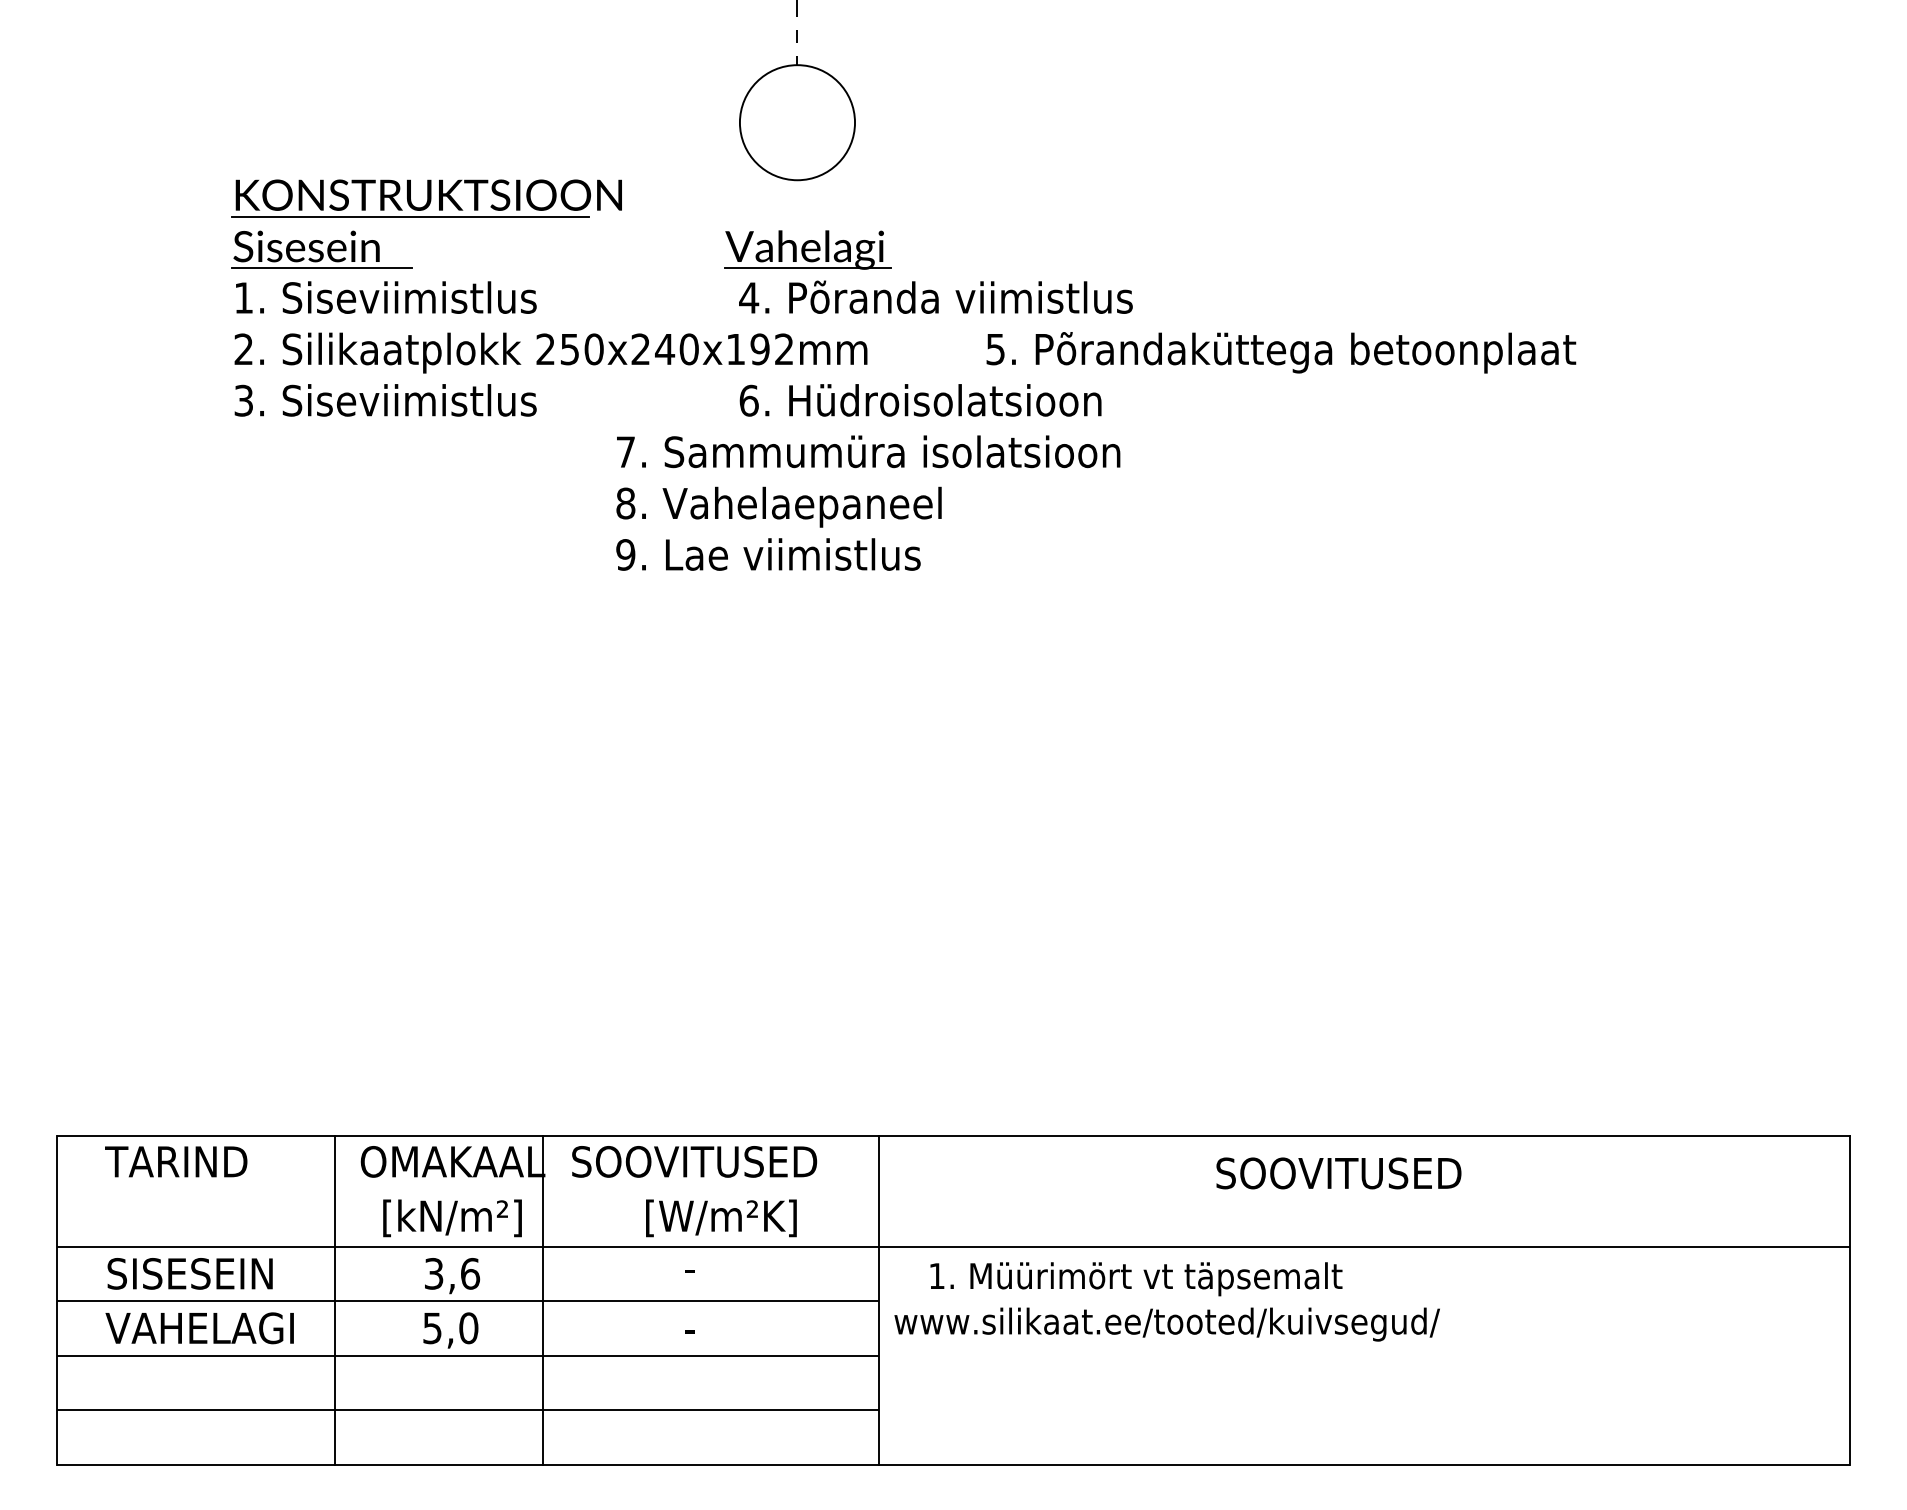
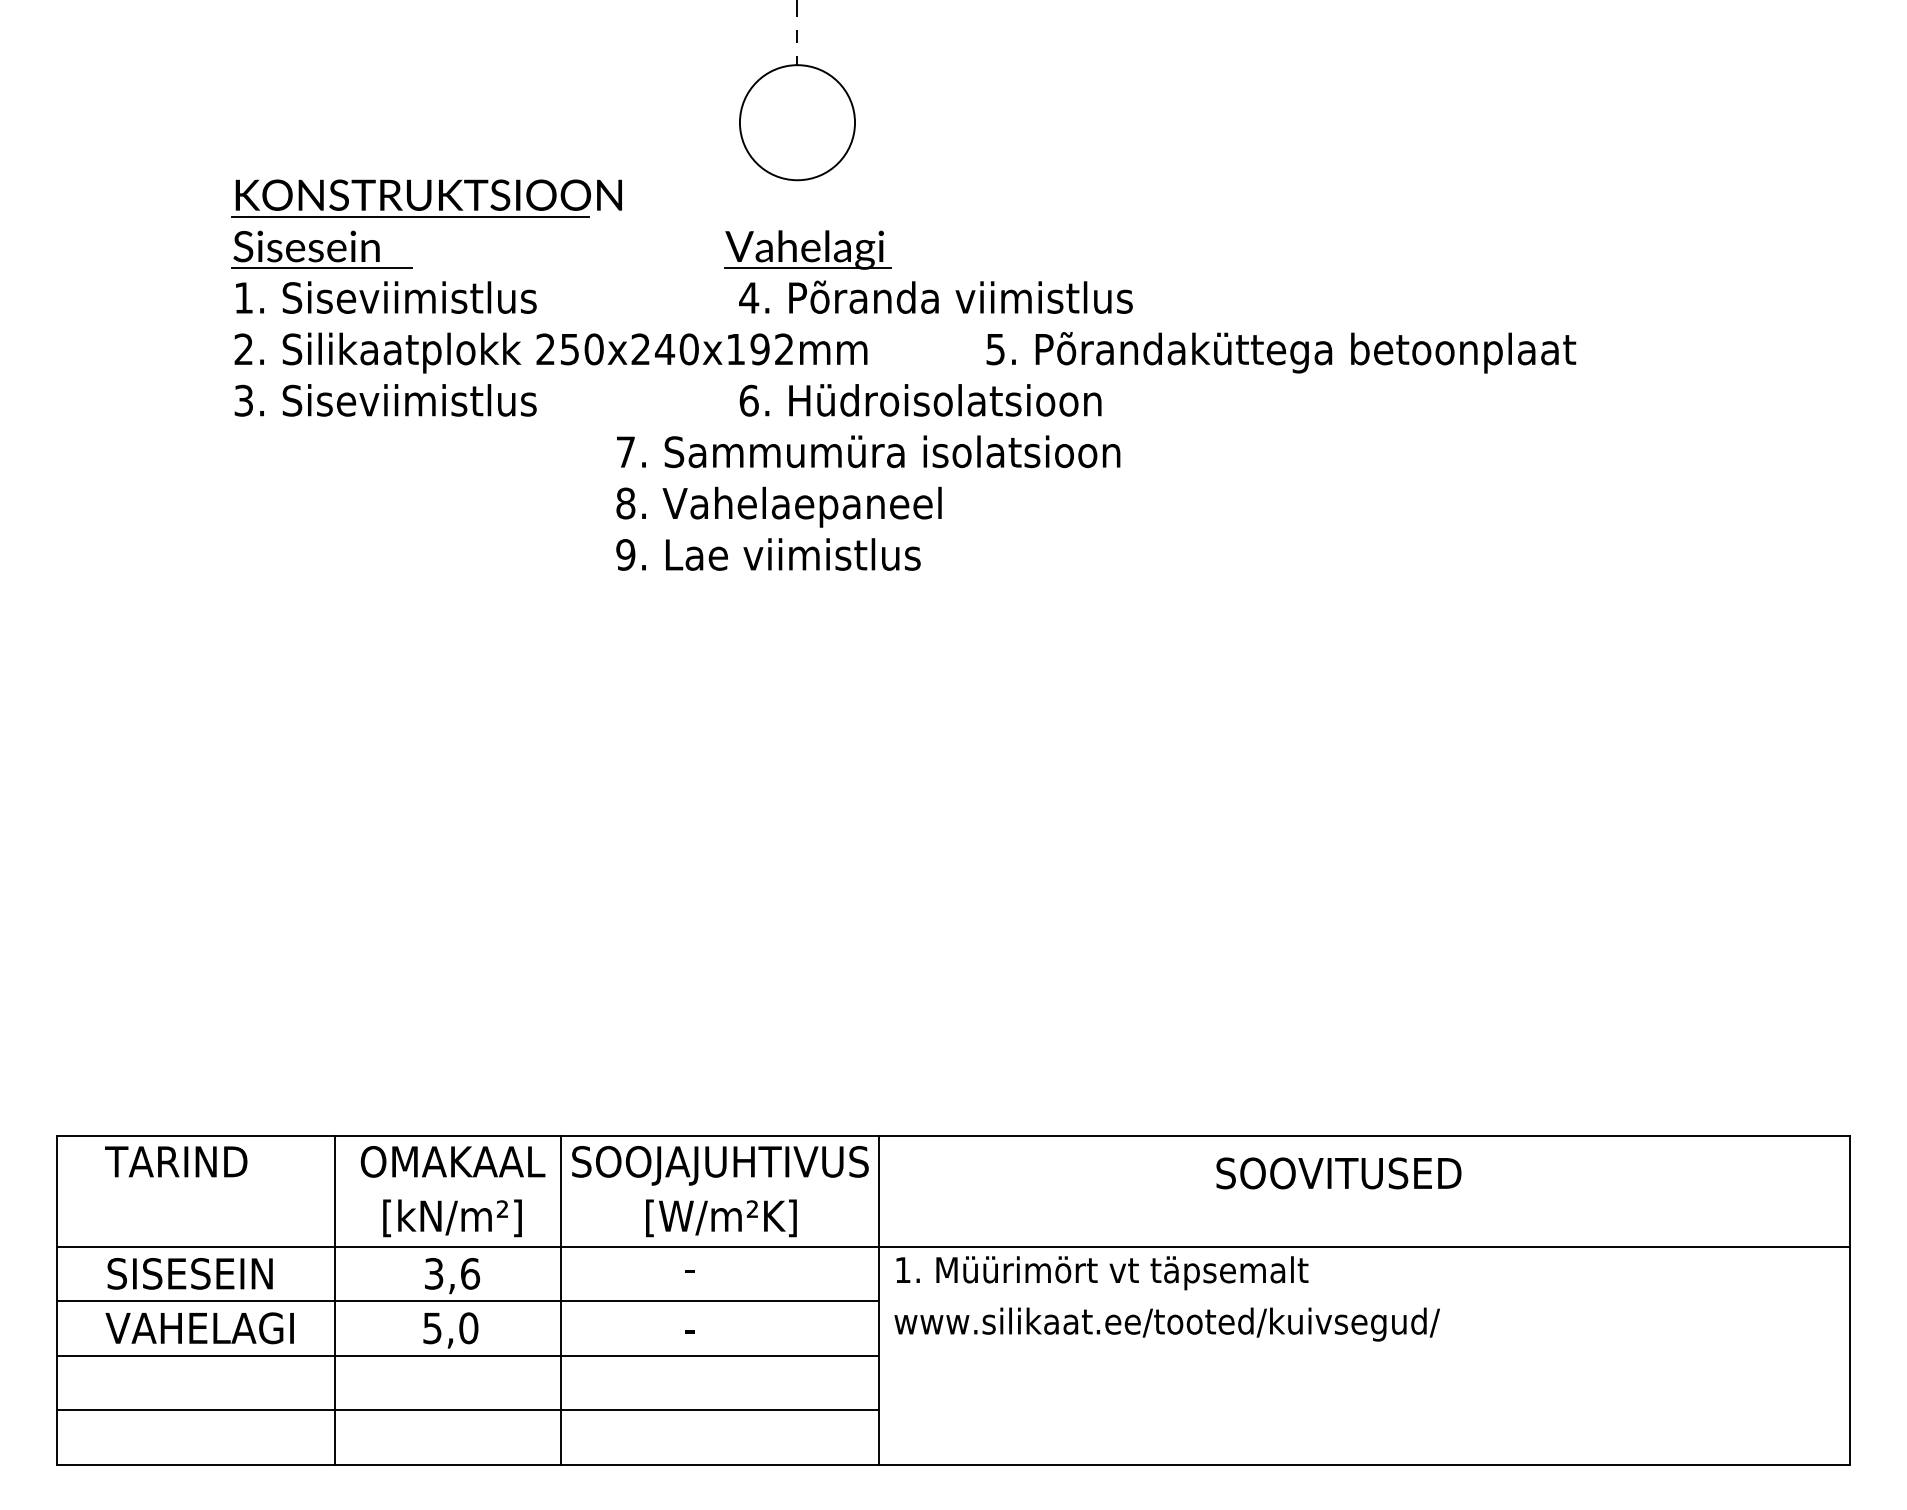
text: SOOVITUSED -> SOOJAJUHTIVUS (759, 1165)
text position: (1136, 1279) -> (1102, 1273) (1102, 1273)
line position: (542, 1299) -> (560, 1299) (560, 1299)
